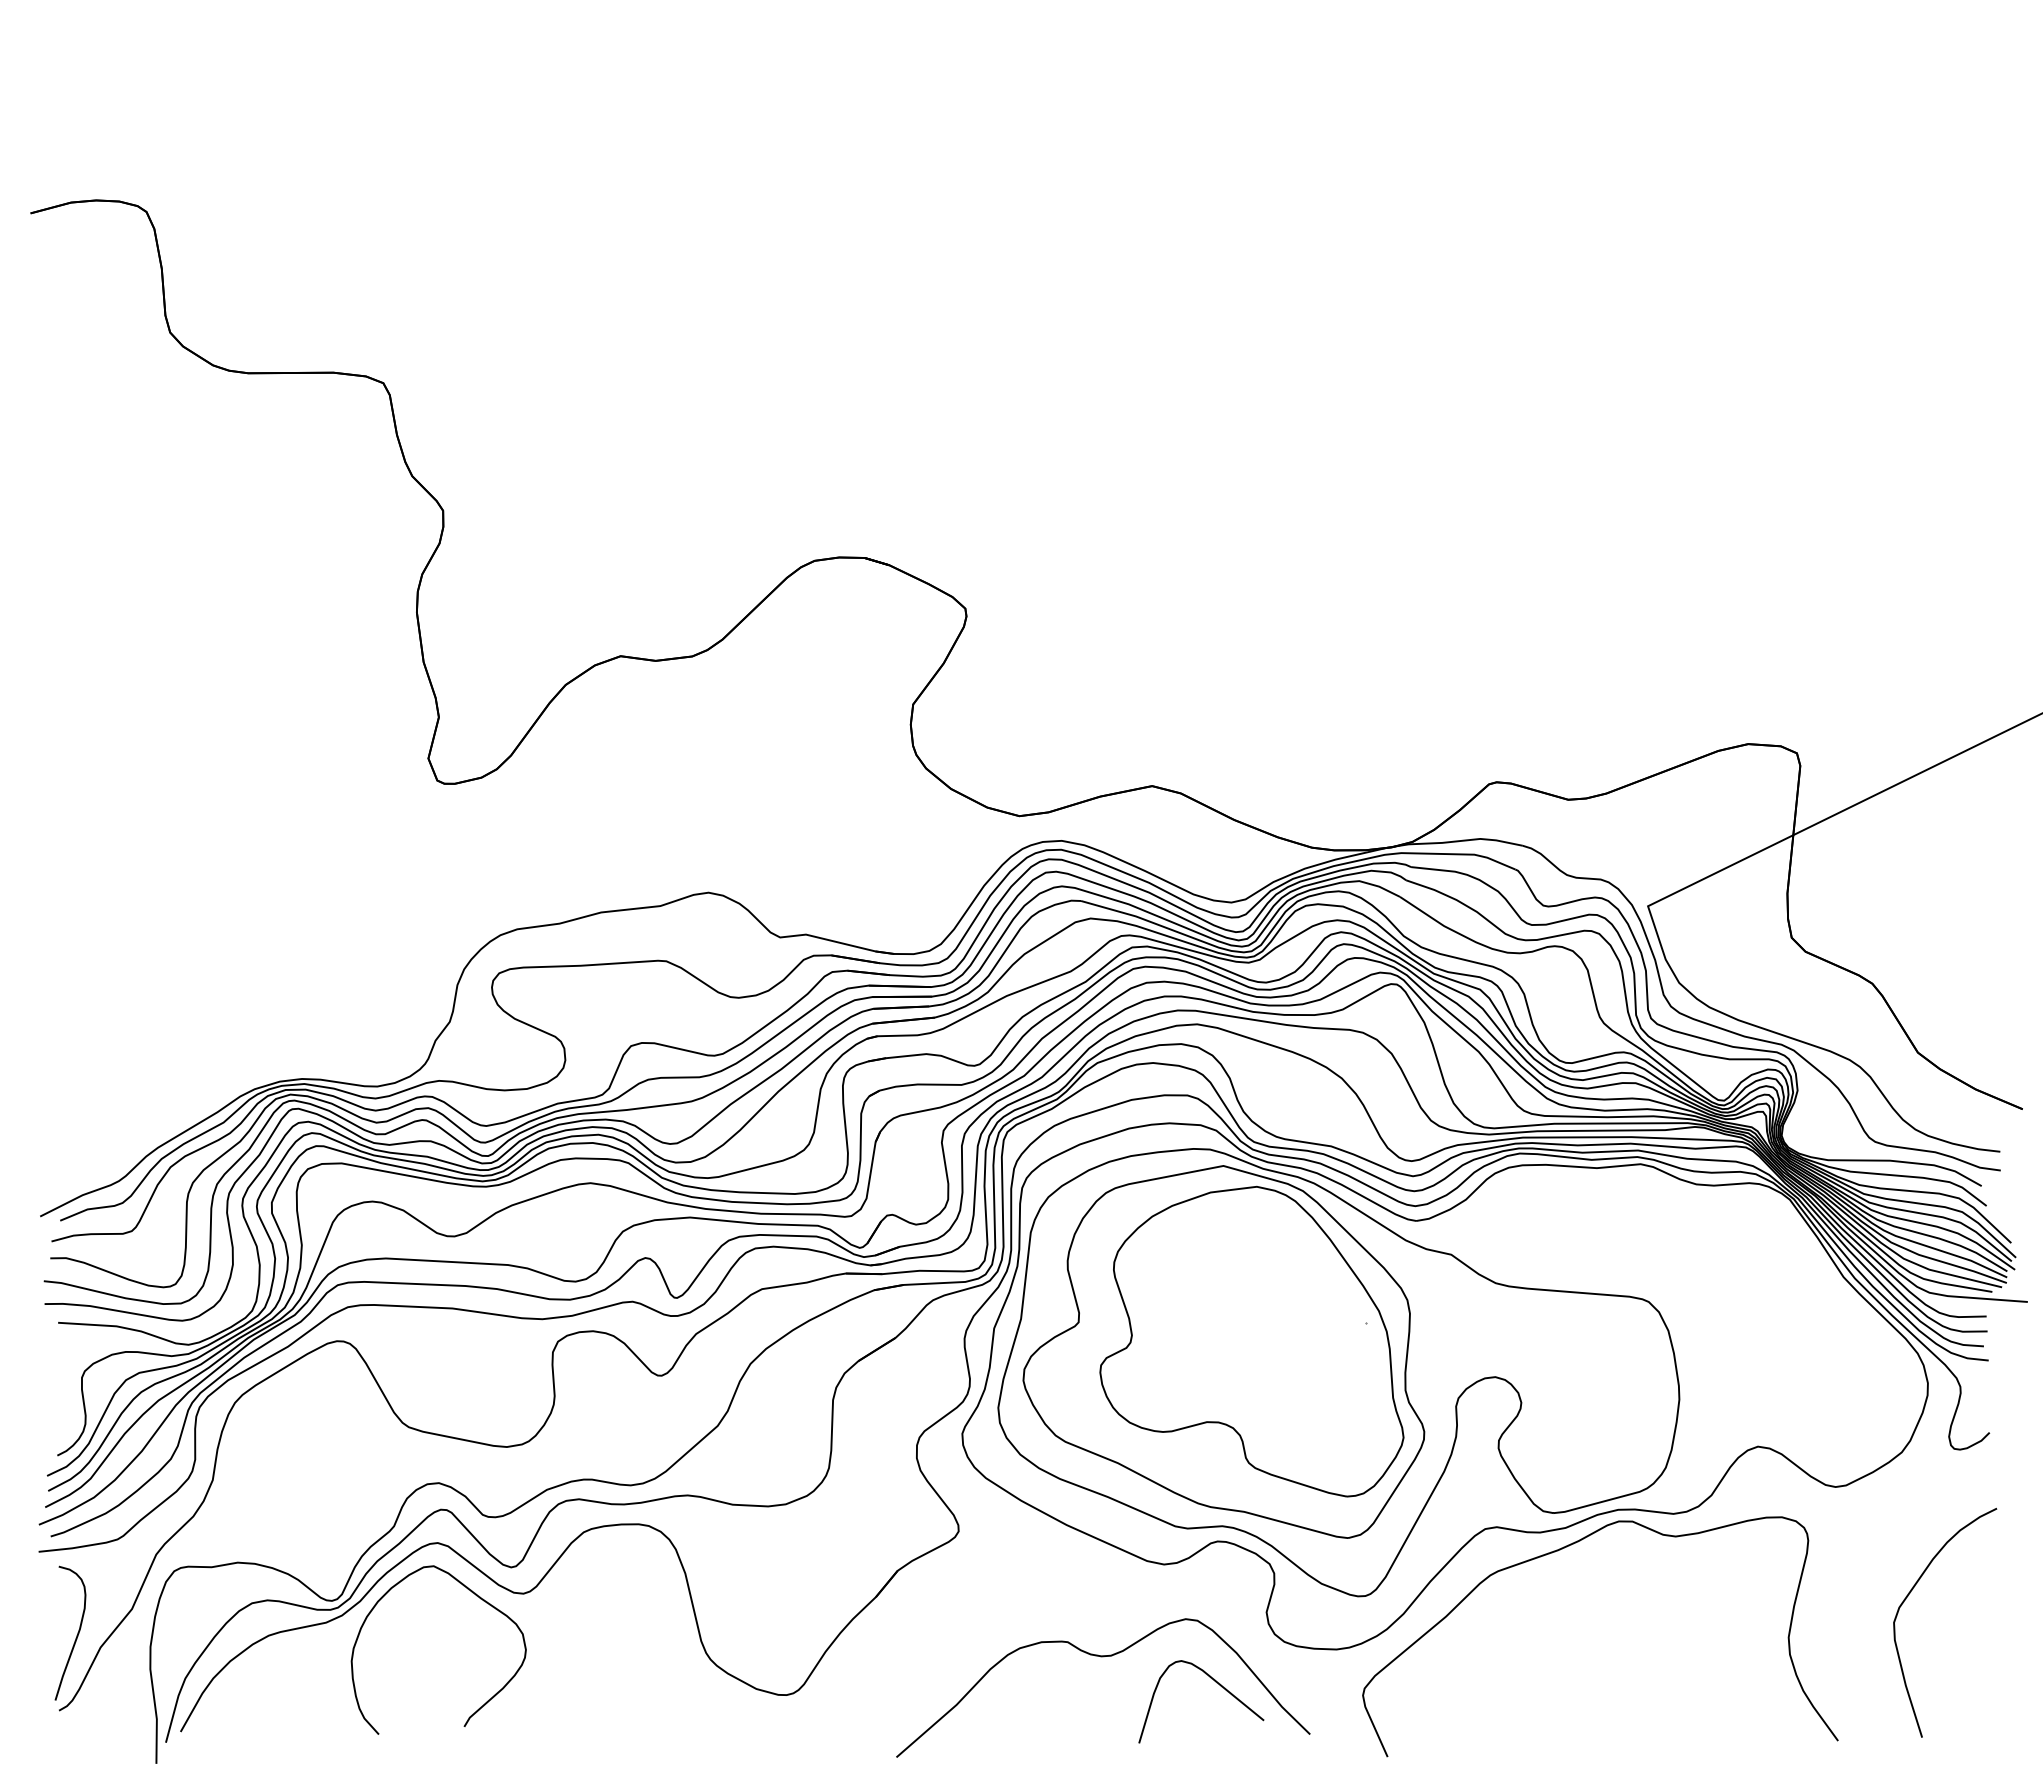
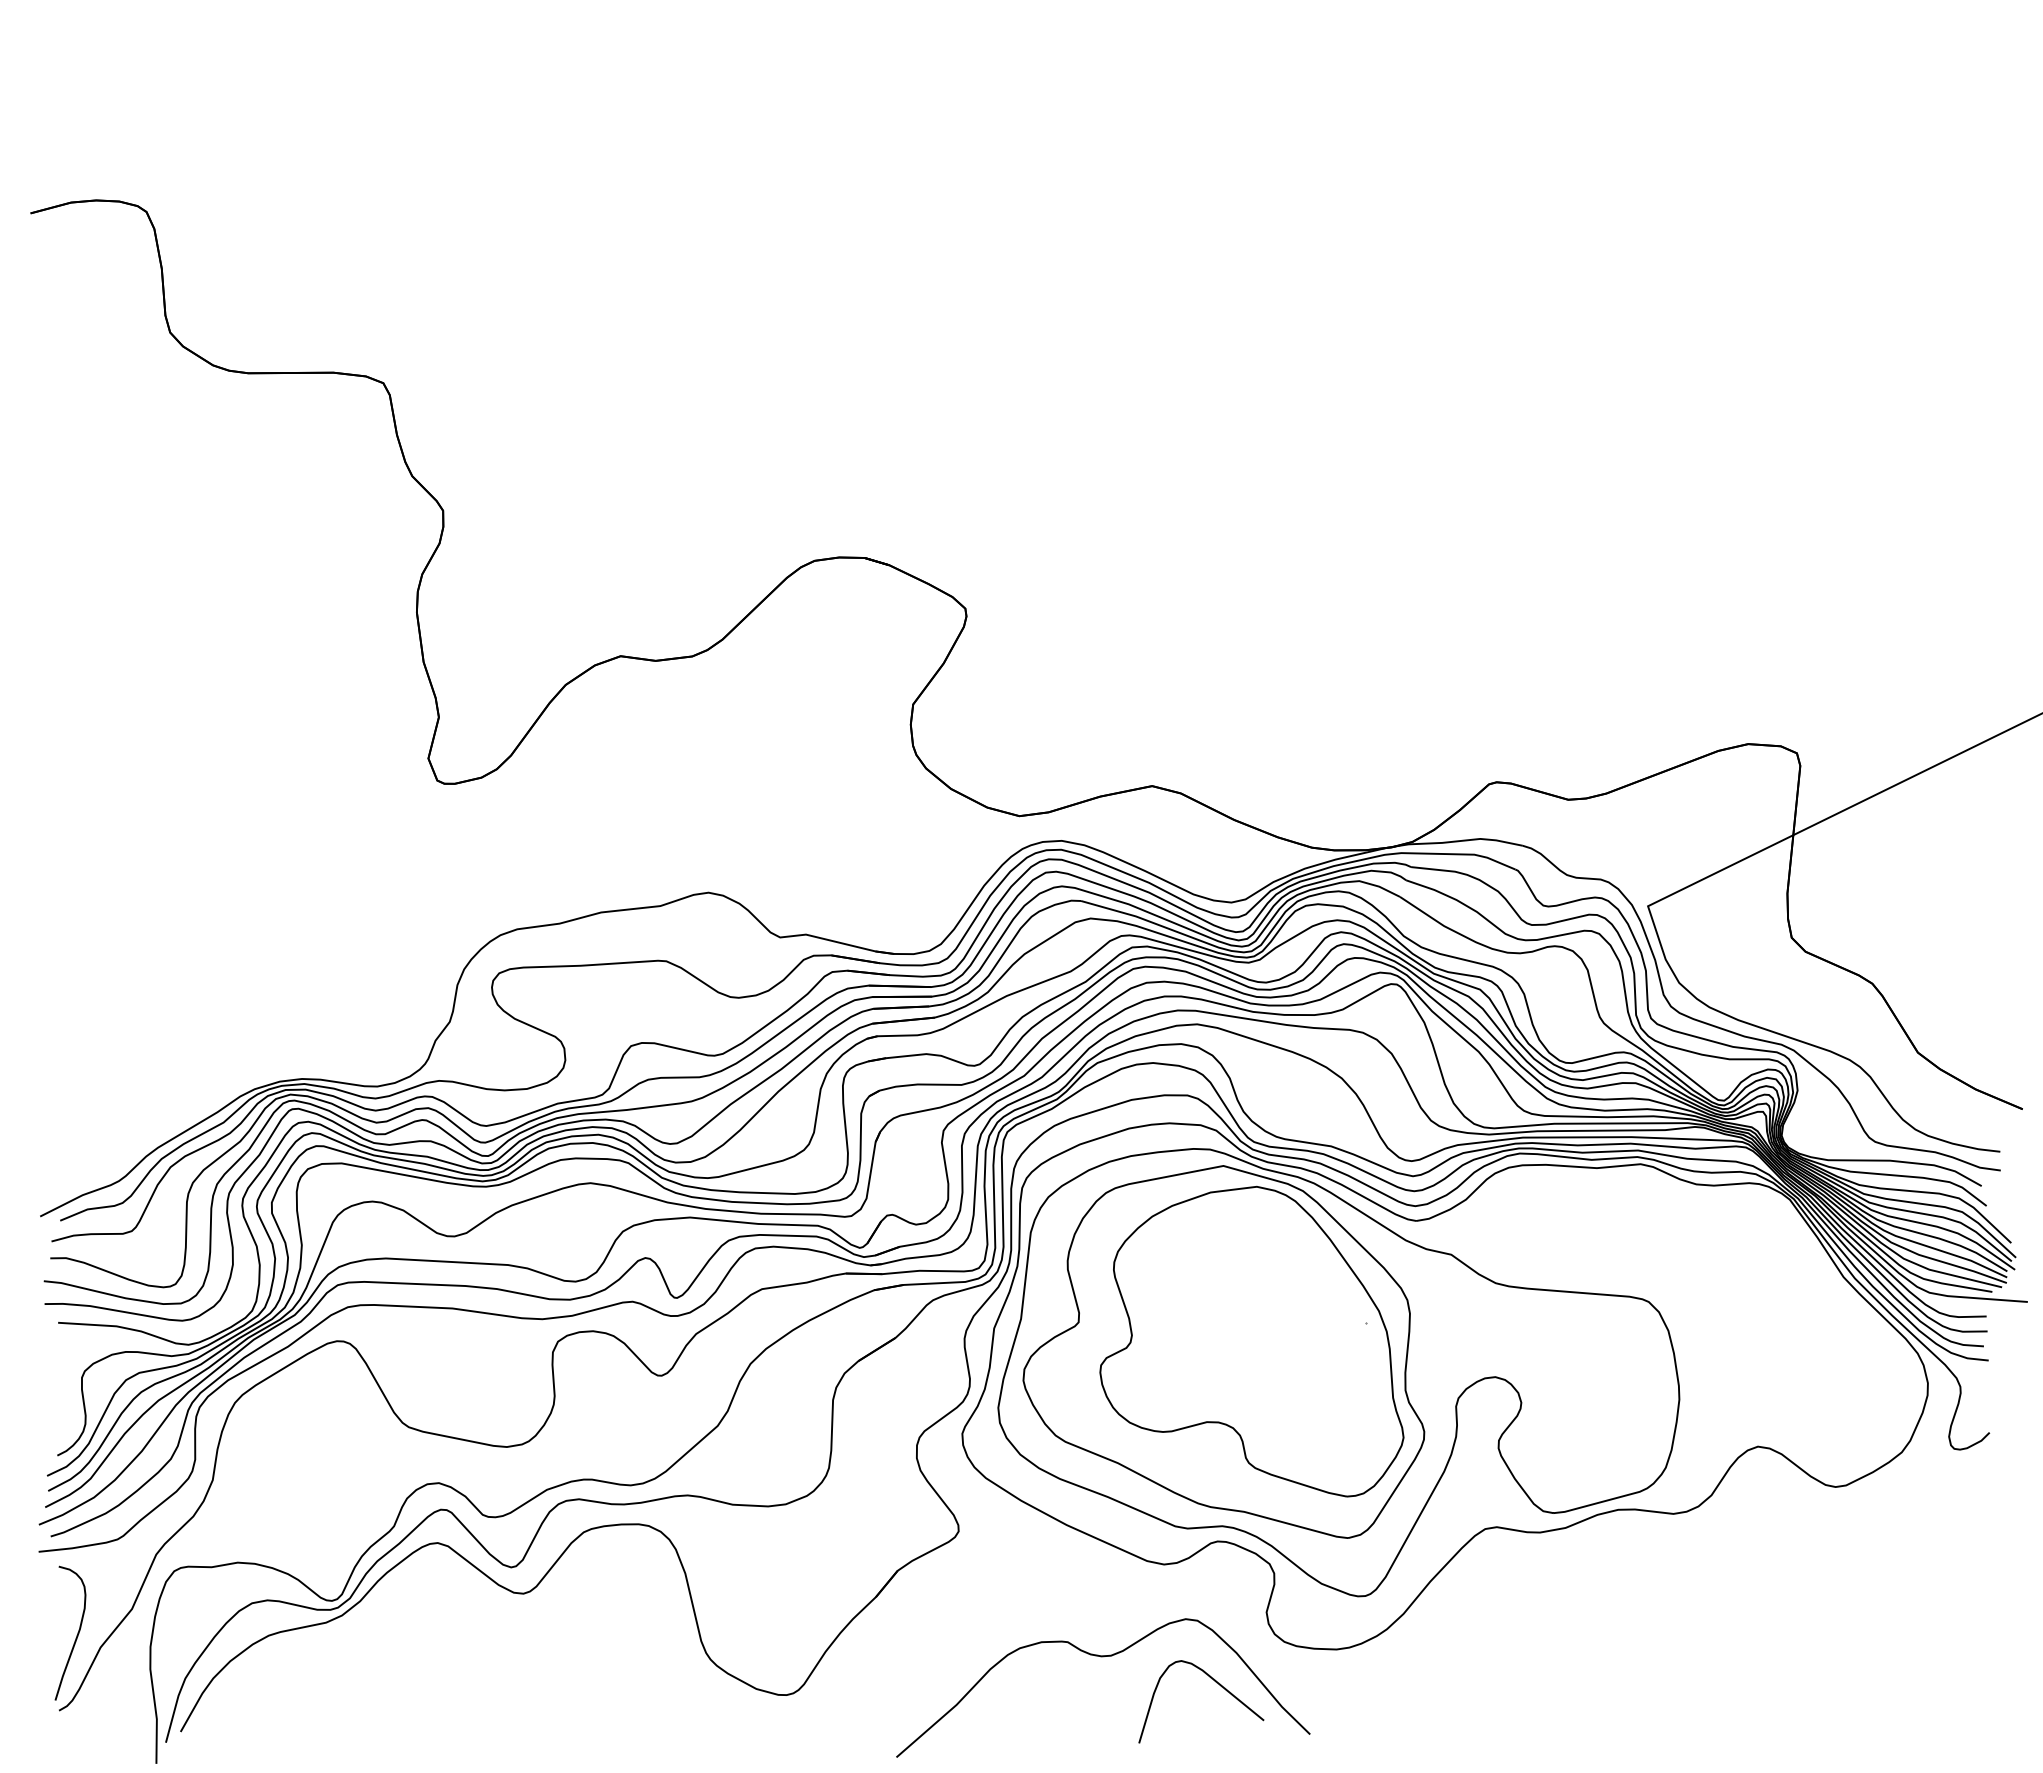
curve: present -> none (1558, 1551)
curve: present -> none (476, 1596)
curve: present -> none (1908, 1596)
